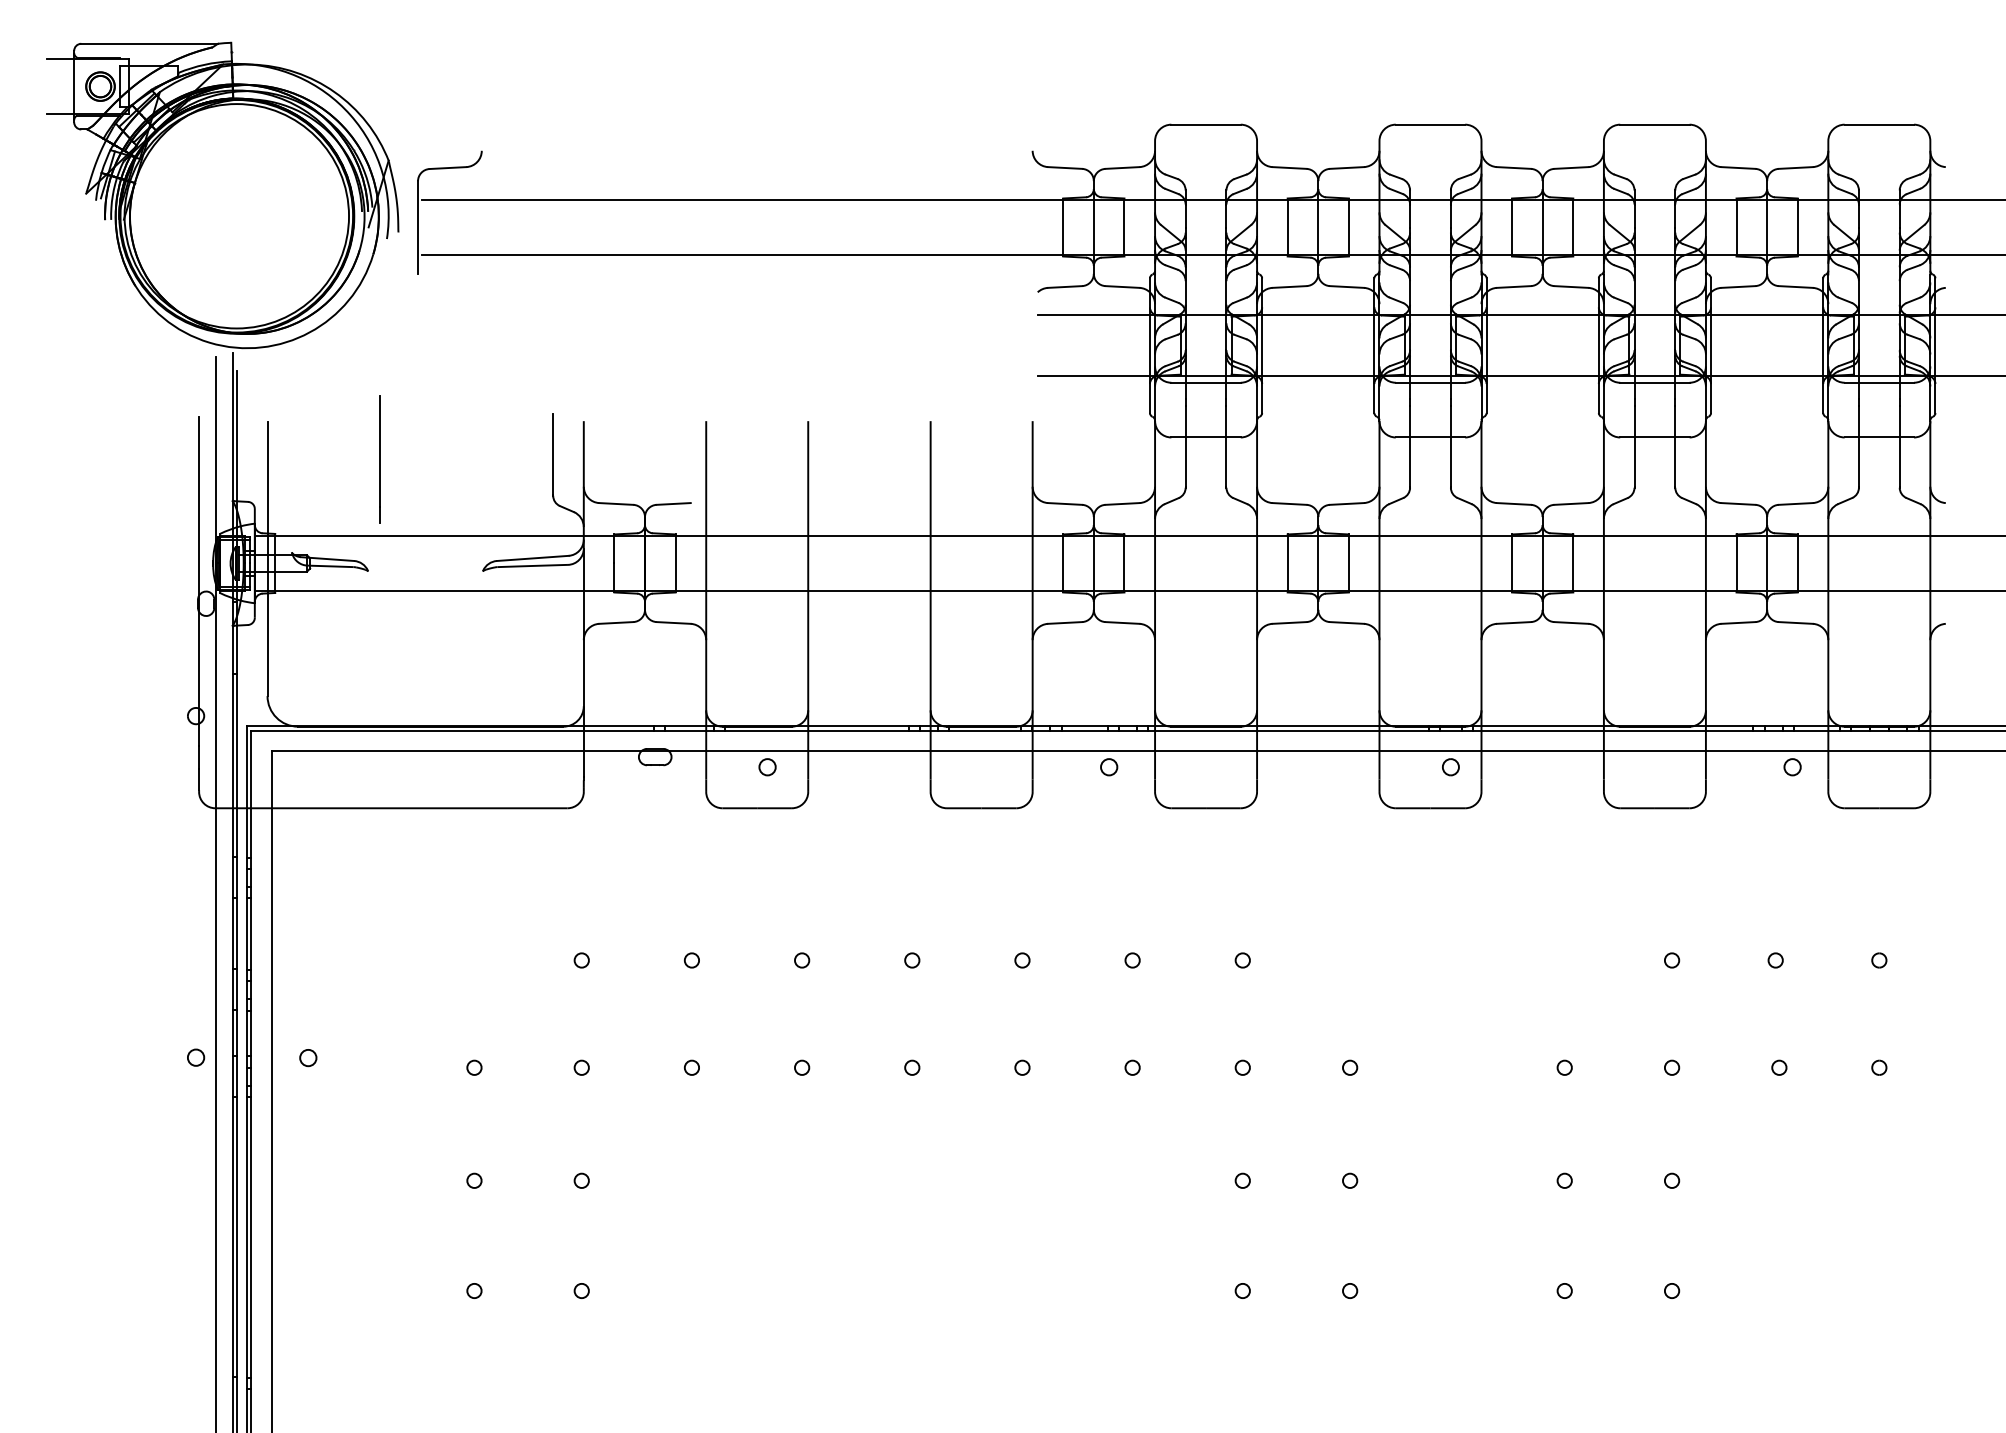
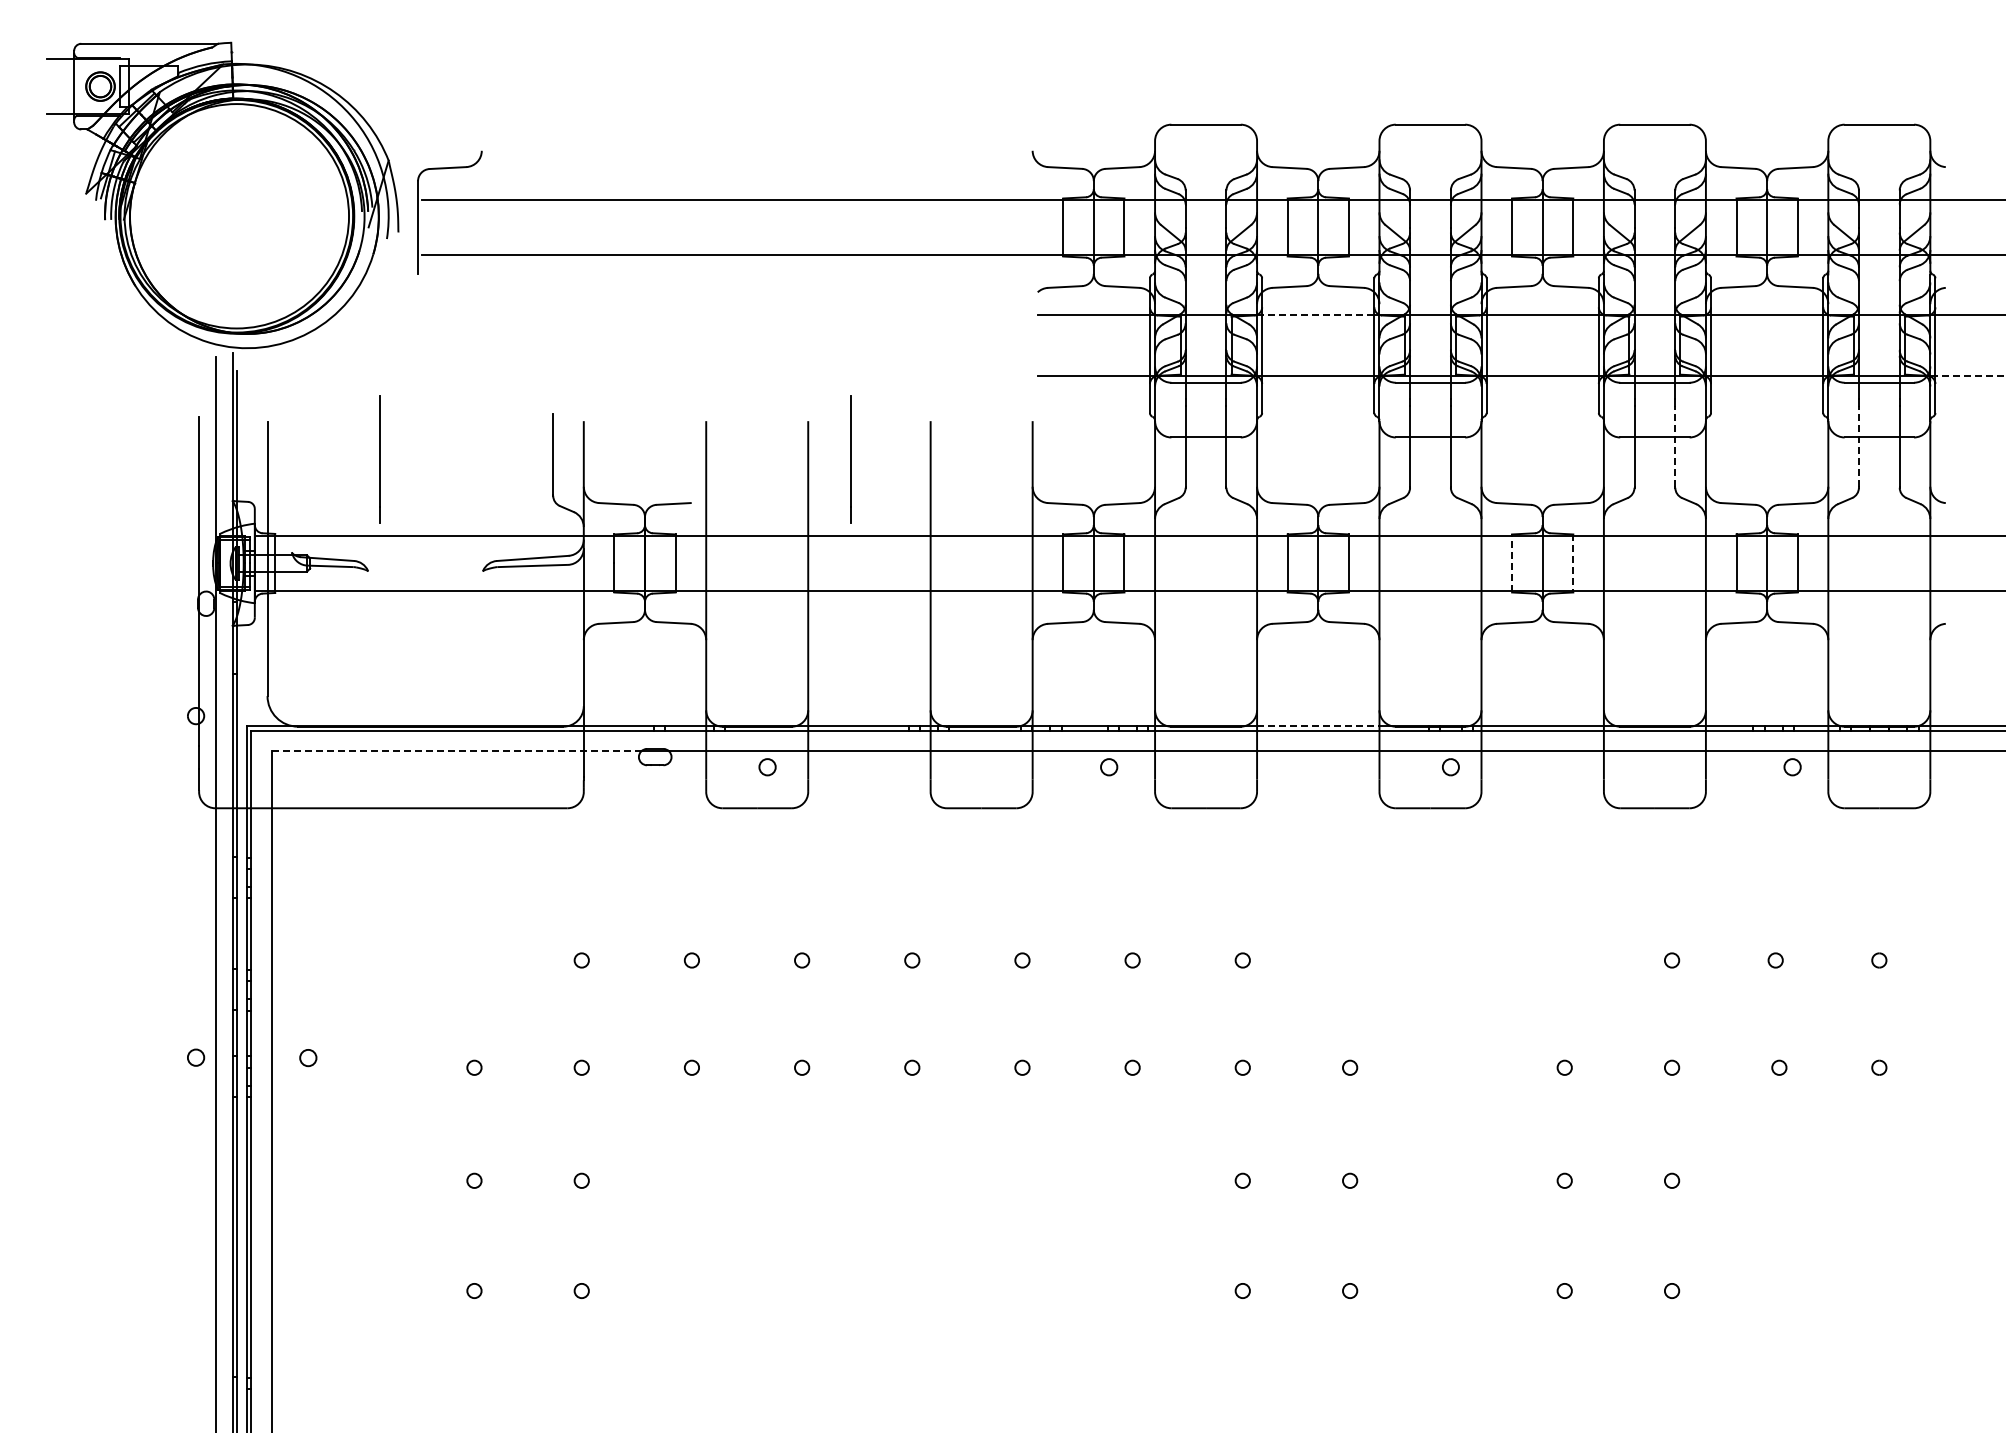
line: solid -> dashed (1317, 315)
line: solid -> dashed (1970, 376)
line: solid -> dashed (1675, 446)
line: solid -> dashed (1858, 446)
line: none -> present (850, 459)
line: solid -> dashed (1512, 562)
line: solid -> dashed (1573, 563)
line: solid -> dashed (1318, 726)
line: solid -> dashed (457, 750)
